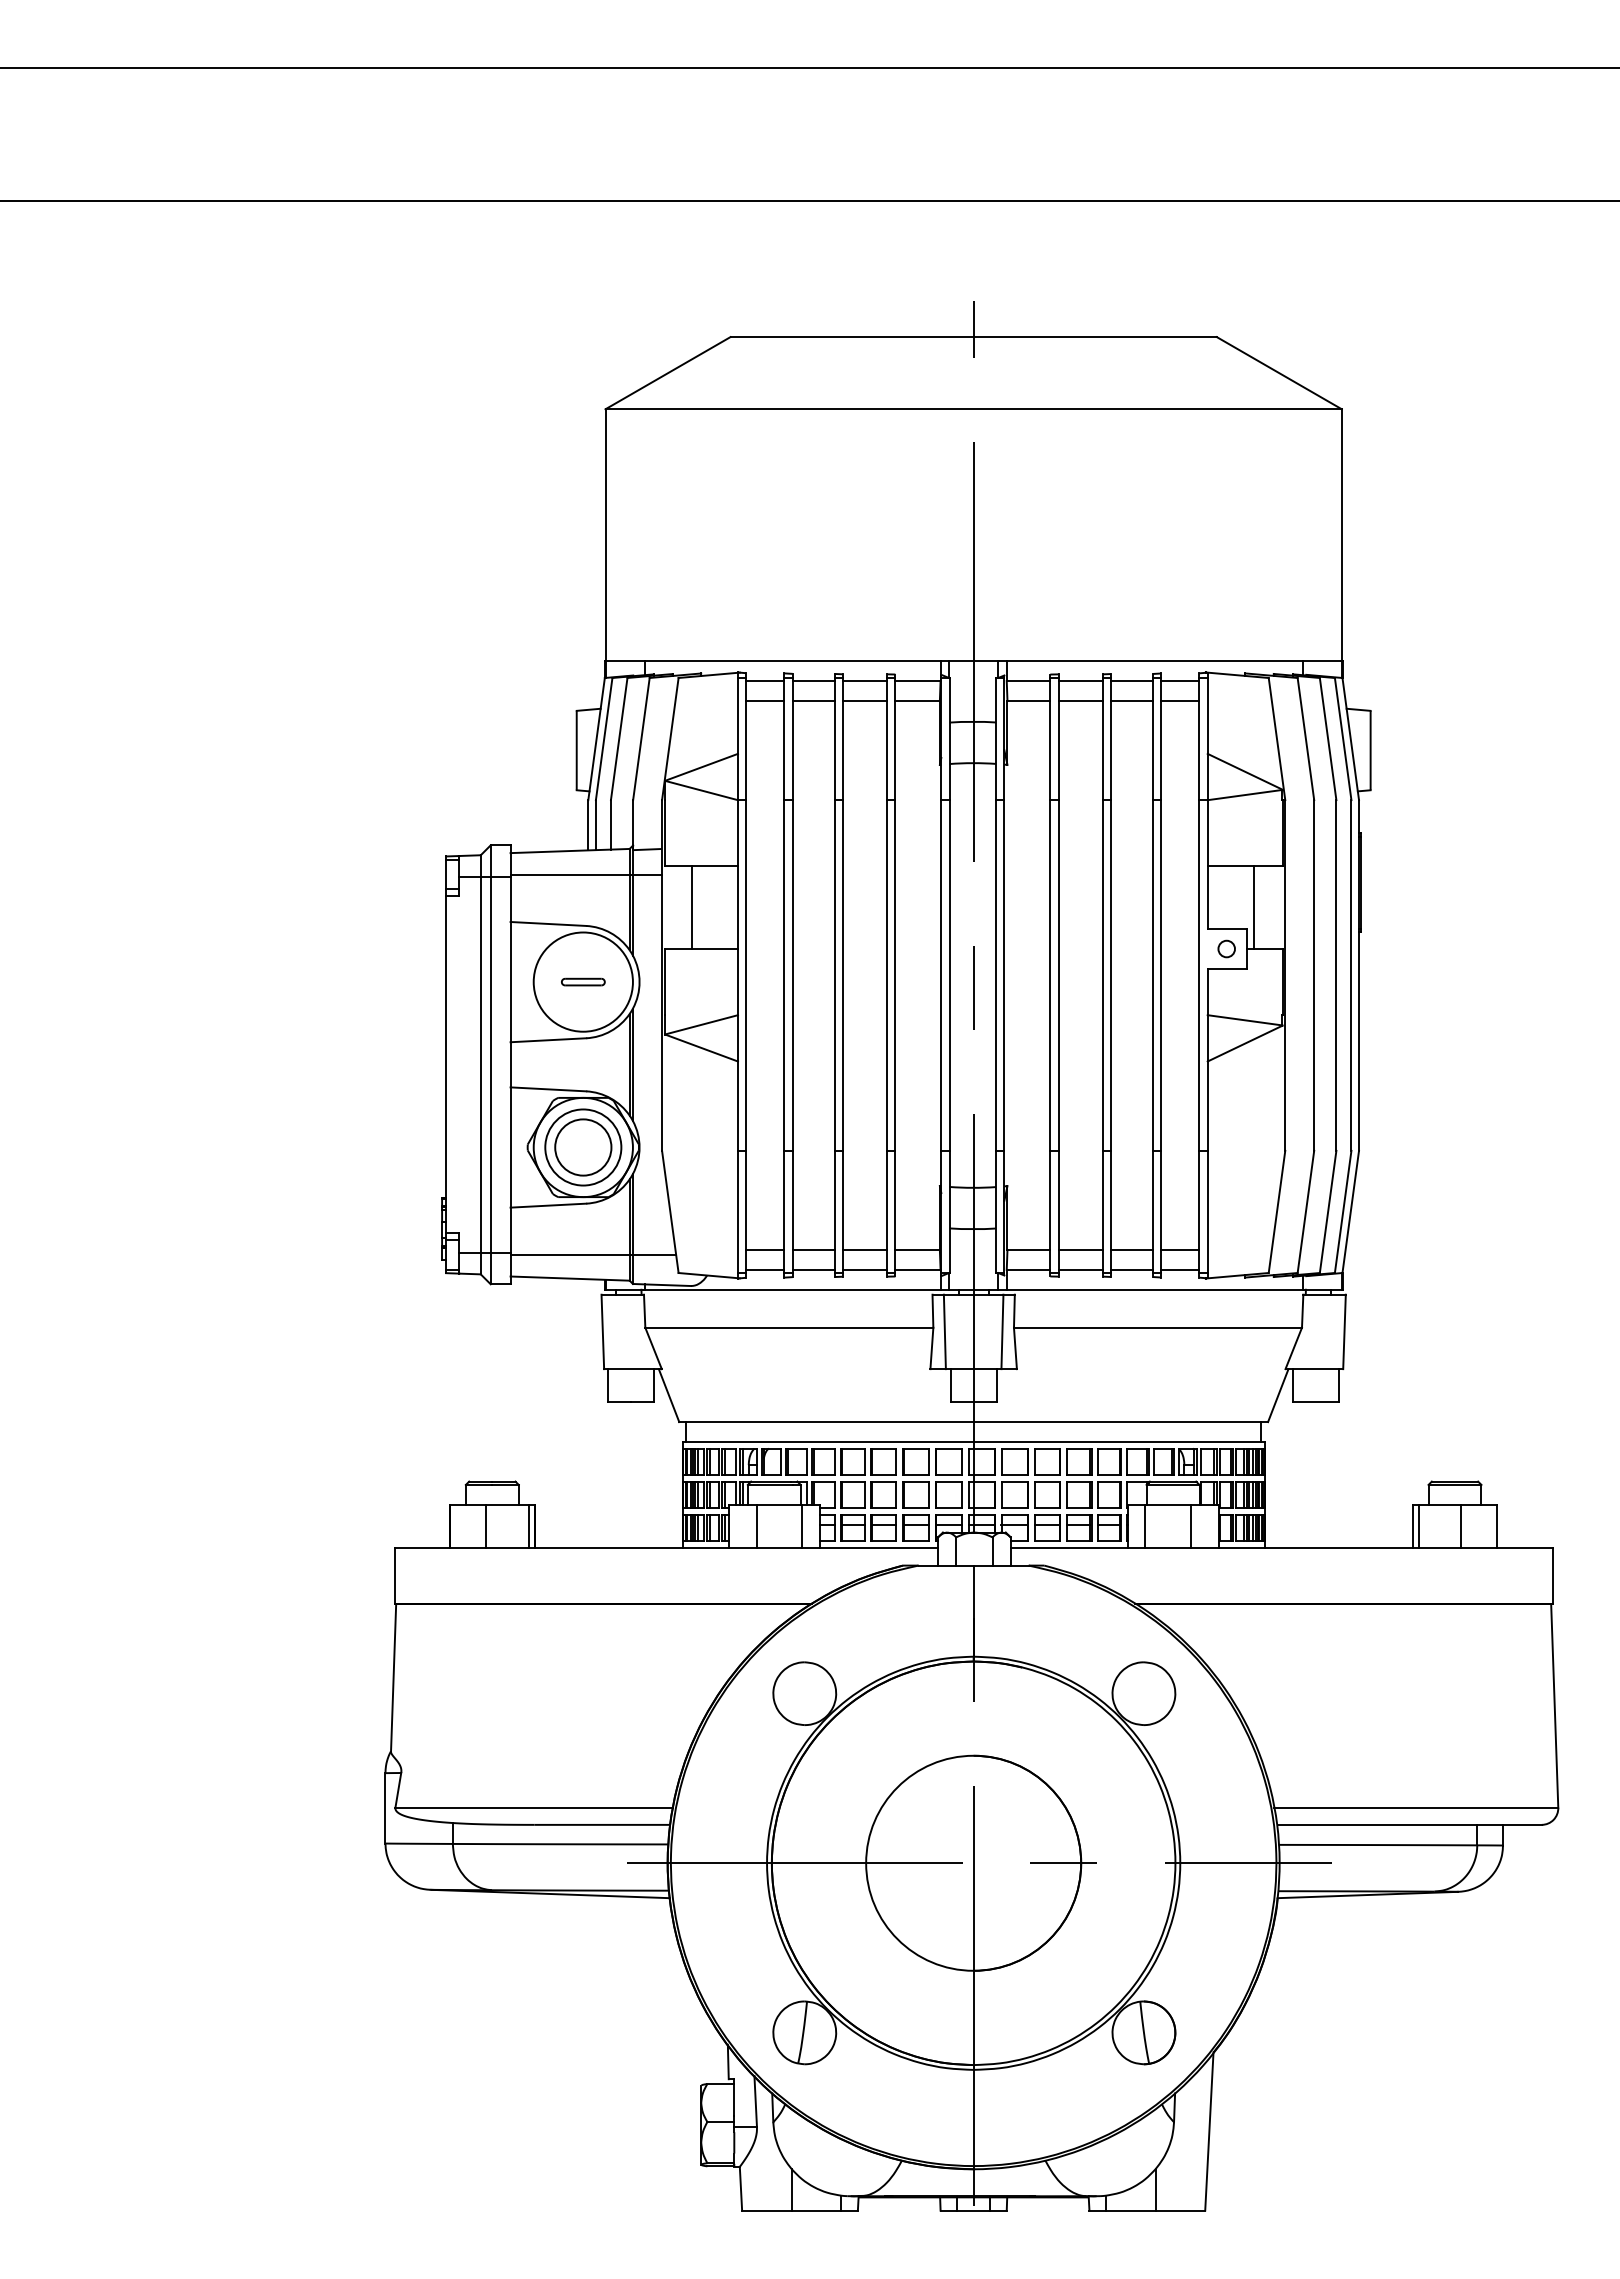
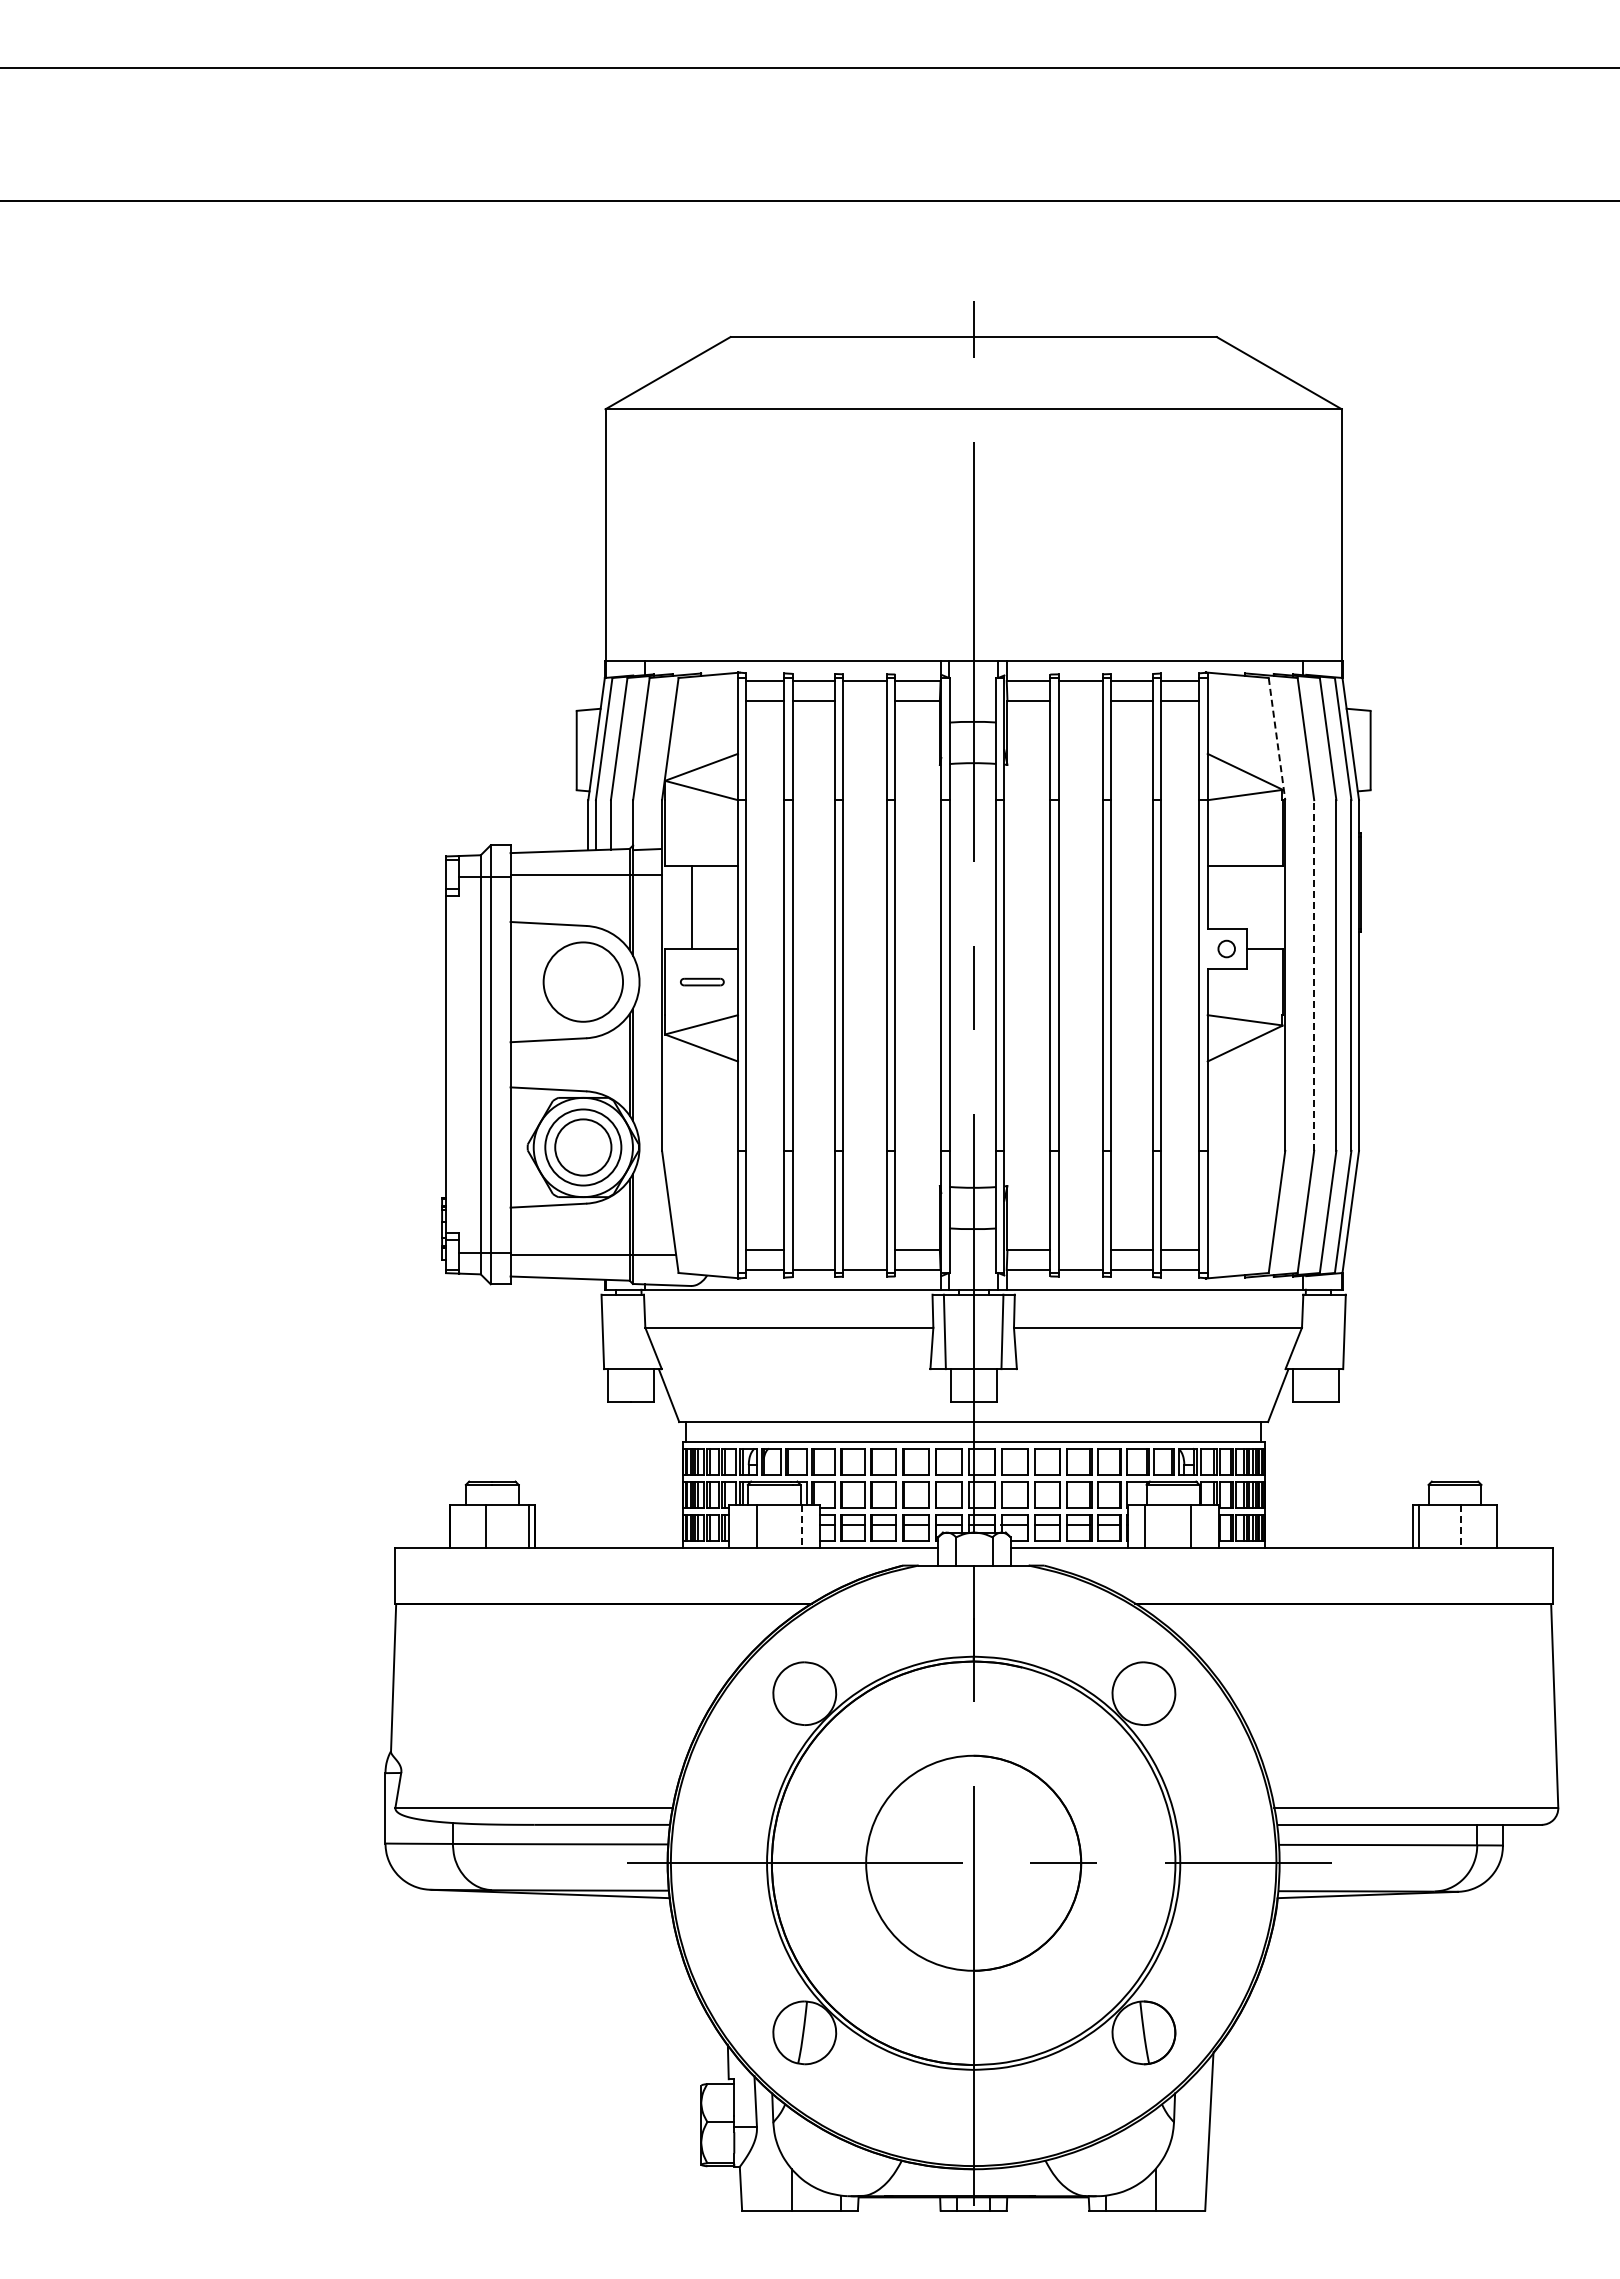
line: present -> none (864, 700)
line: present -> none (1080, 700)
line: solid -> dashed (1277, 739)
line: present -> none (1254, 907)
line: solid -> dashed (1314, 975)
circle diameter: 99 px -> 79 px (583, 981)
part position: (583, 981) -> (702, 981) (702, 981)
line: present -> none (813, 1250)
line: present -> none (864, 1250)
line: present -> none (1080, 1250)
line: solid -> dashed (802, 1526)
line: solid -> dashed (1460, 1526)
